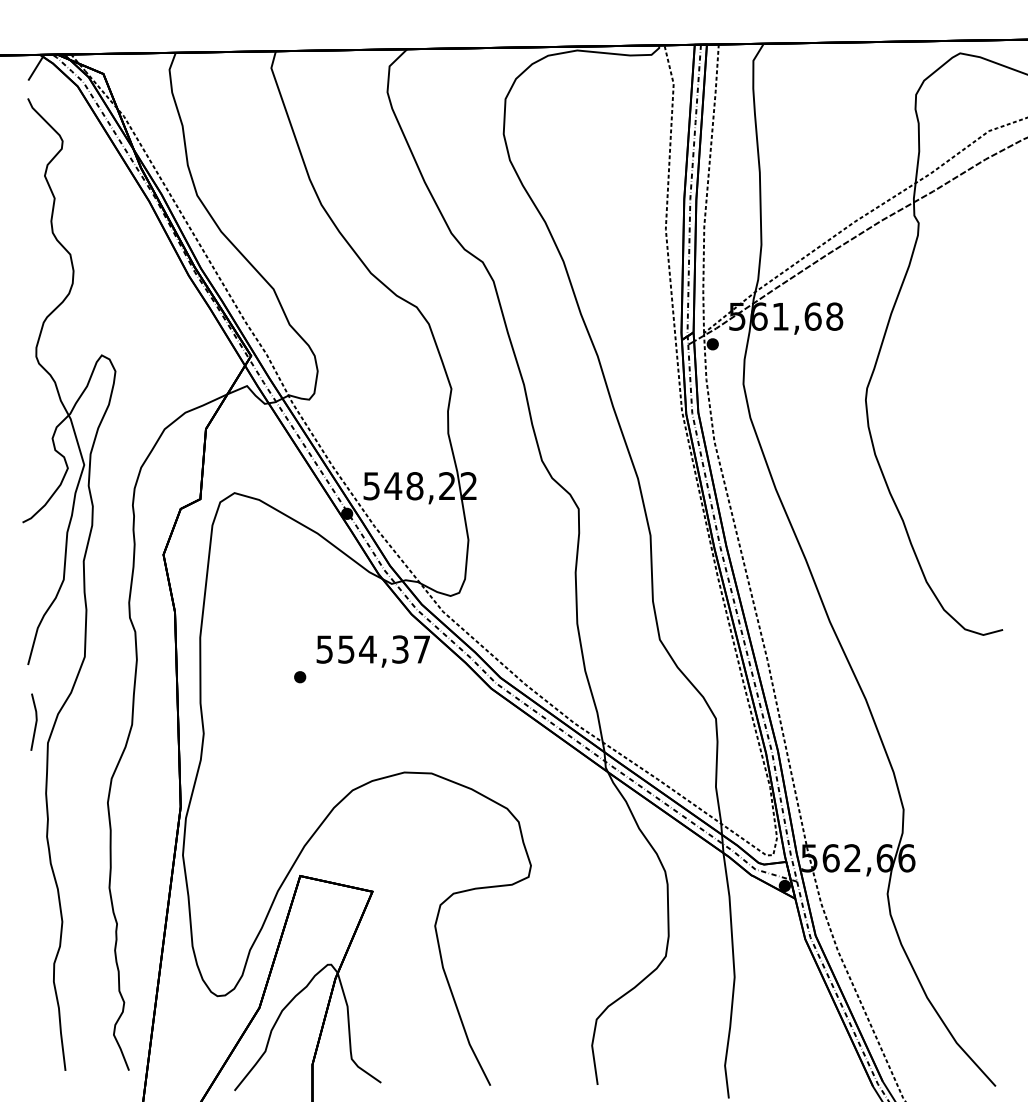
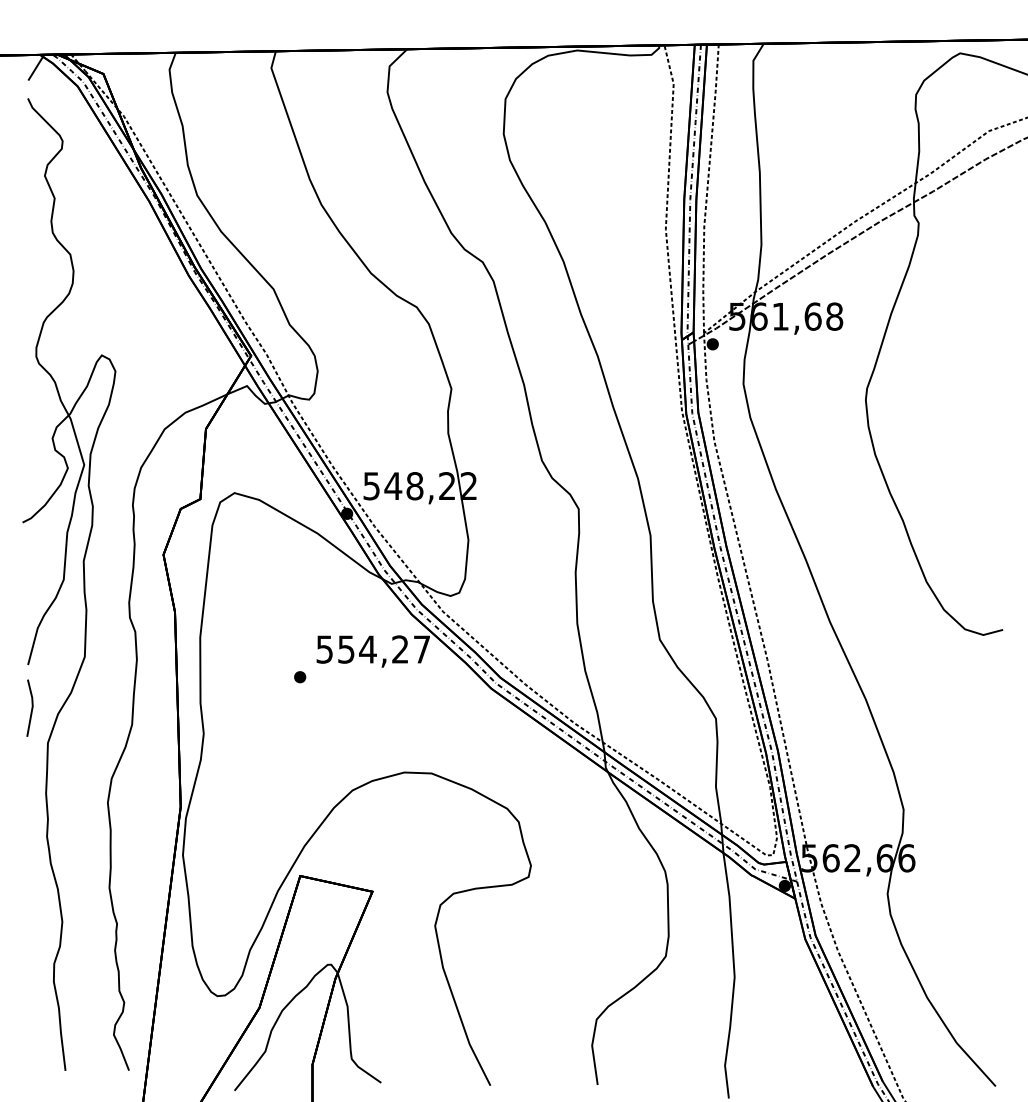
text: 554,37 -> 554,27 (400, 649)
line position: (35, 721) -> (31, 707) (31, 707)
